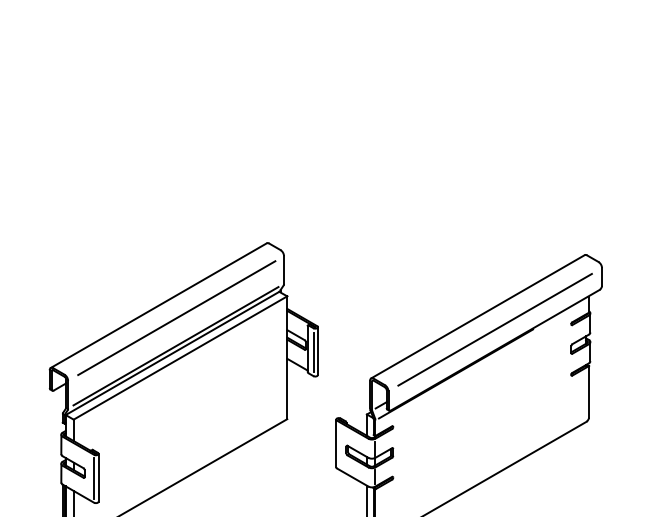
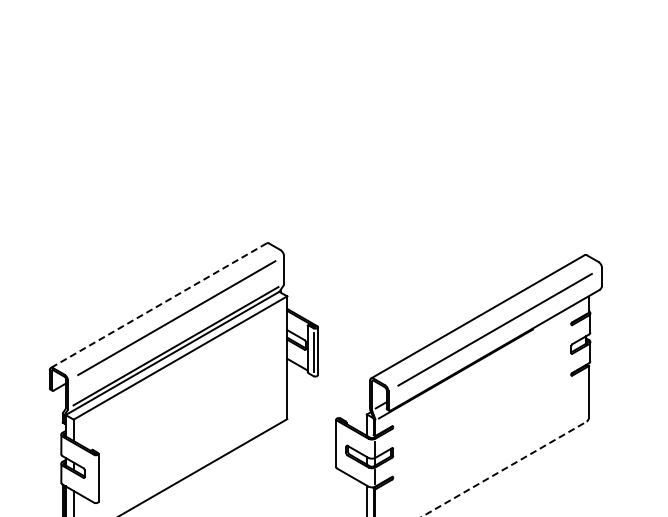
line: solid -> dashed (158, 305)
line: solid -> dashed (504, 469)
line: present -> none (94, 478)
